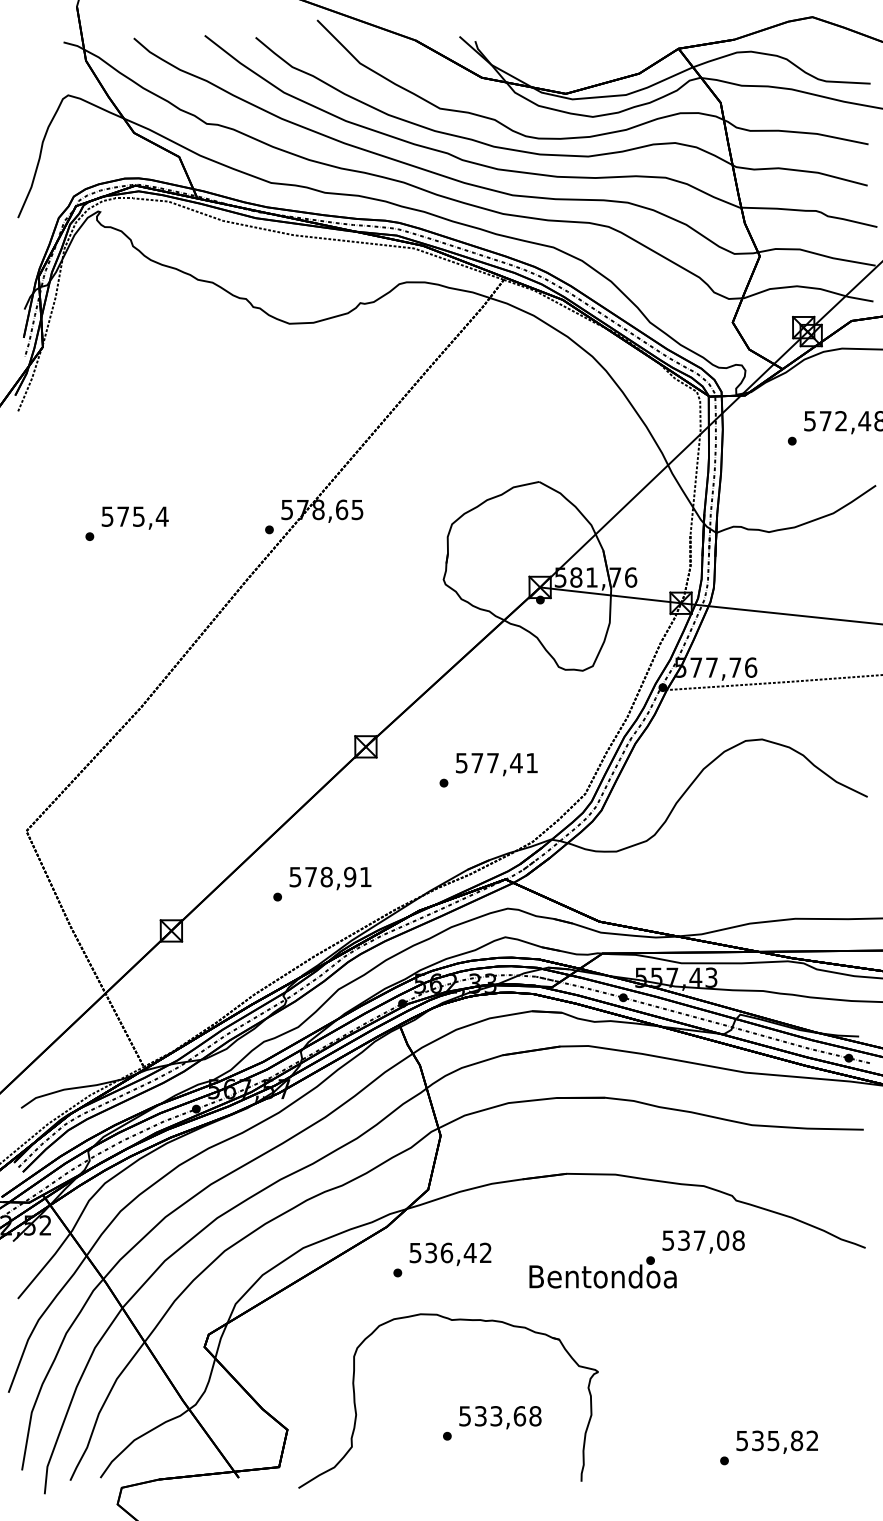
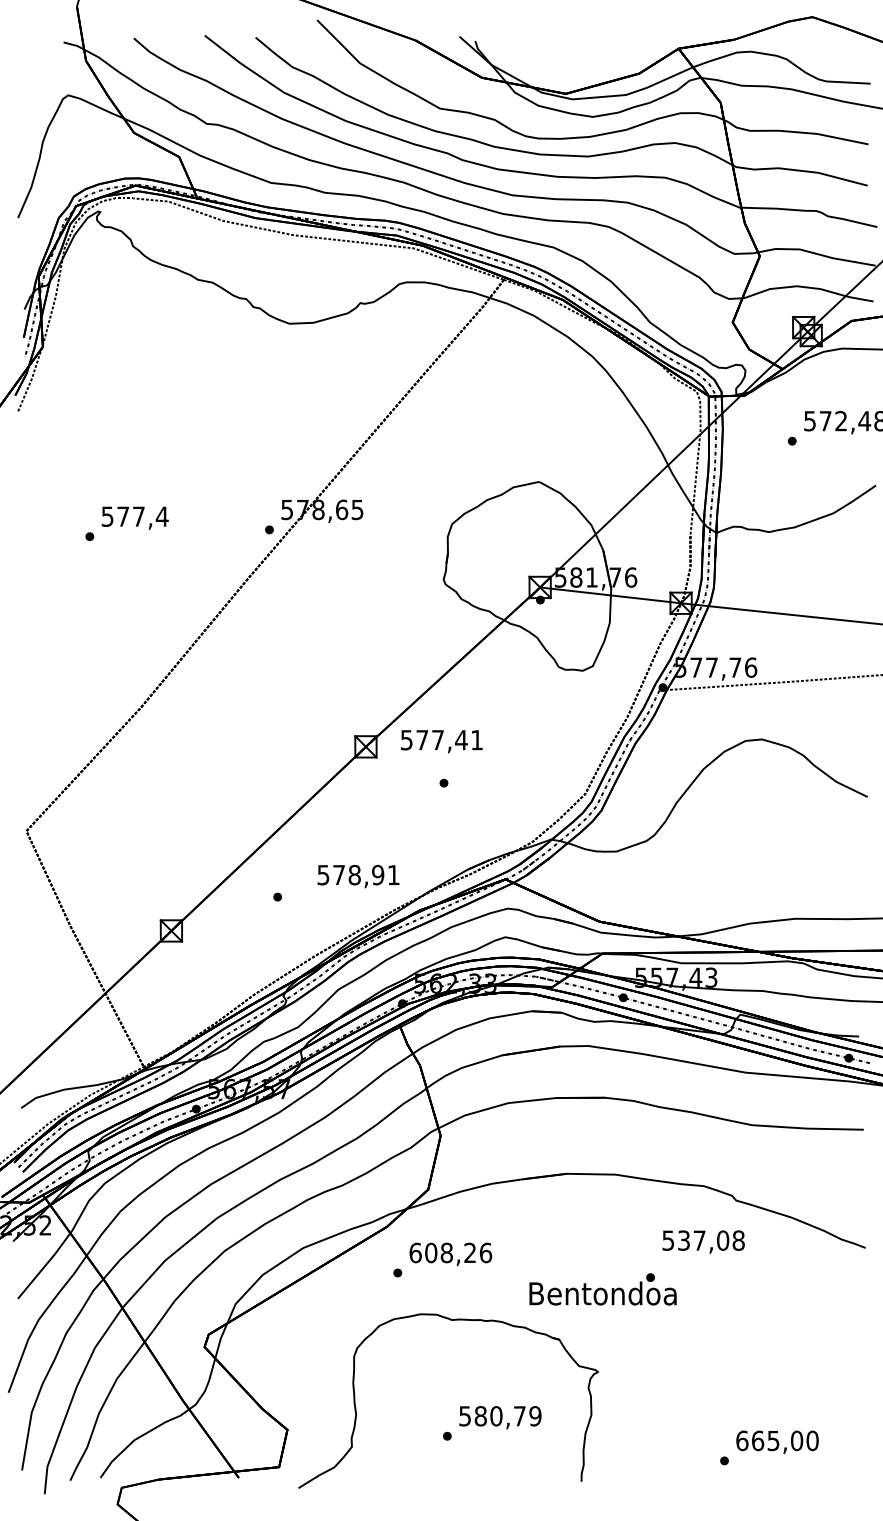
text: 575,4 -> 577,4 (138, 516)
text position: (496, 764) -> (441, 741) (441, 741)
text position: (330, 878) -> (358, 876) (358, 876)
text: 536,42 -> 608,26 (450, 1252)
text position: (602, 1272) -> (602, 1289) (602, 1289)
text: 533,68 -> 580,79 (507, 1416)
text: 535,82 -> 665,00 (777, 1440)
